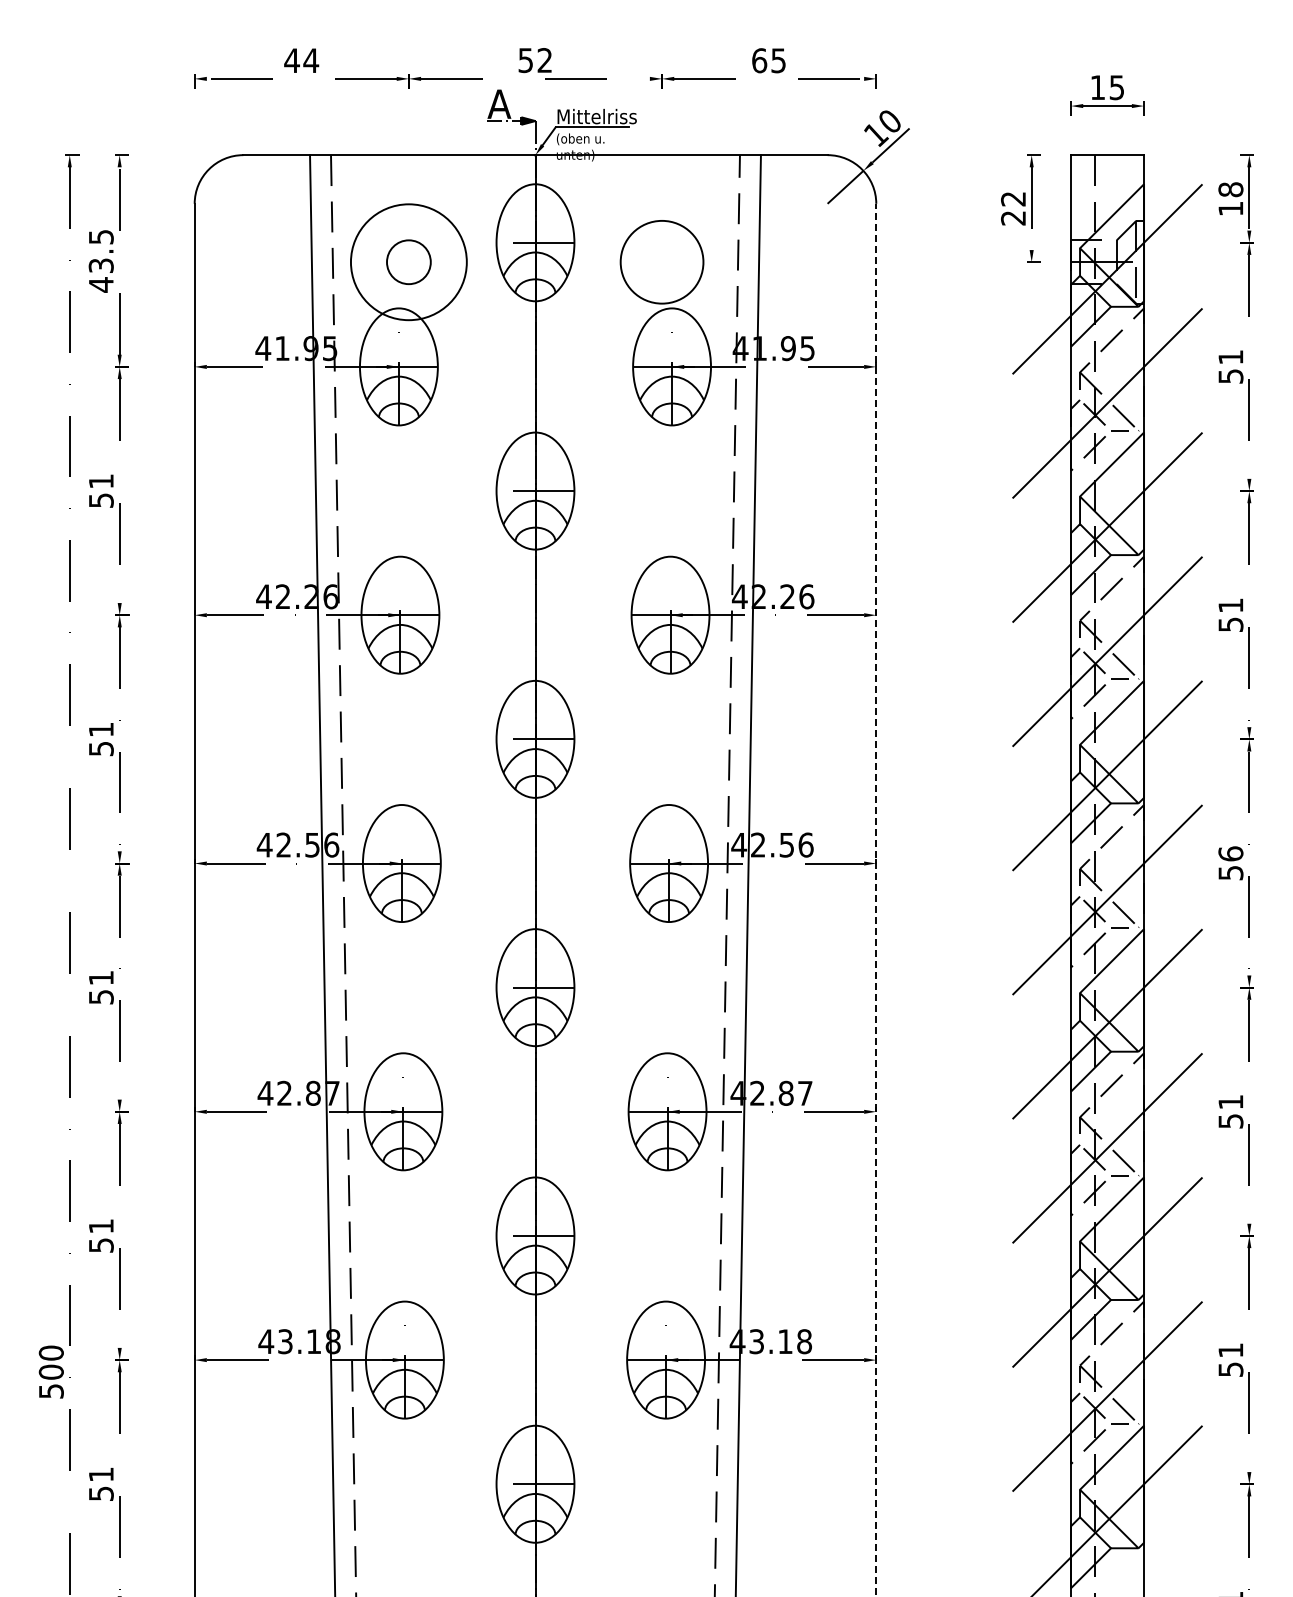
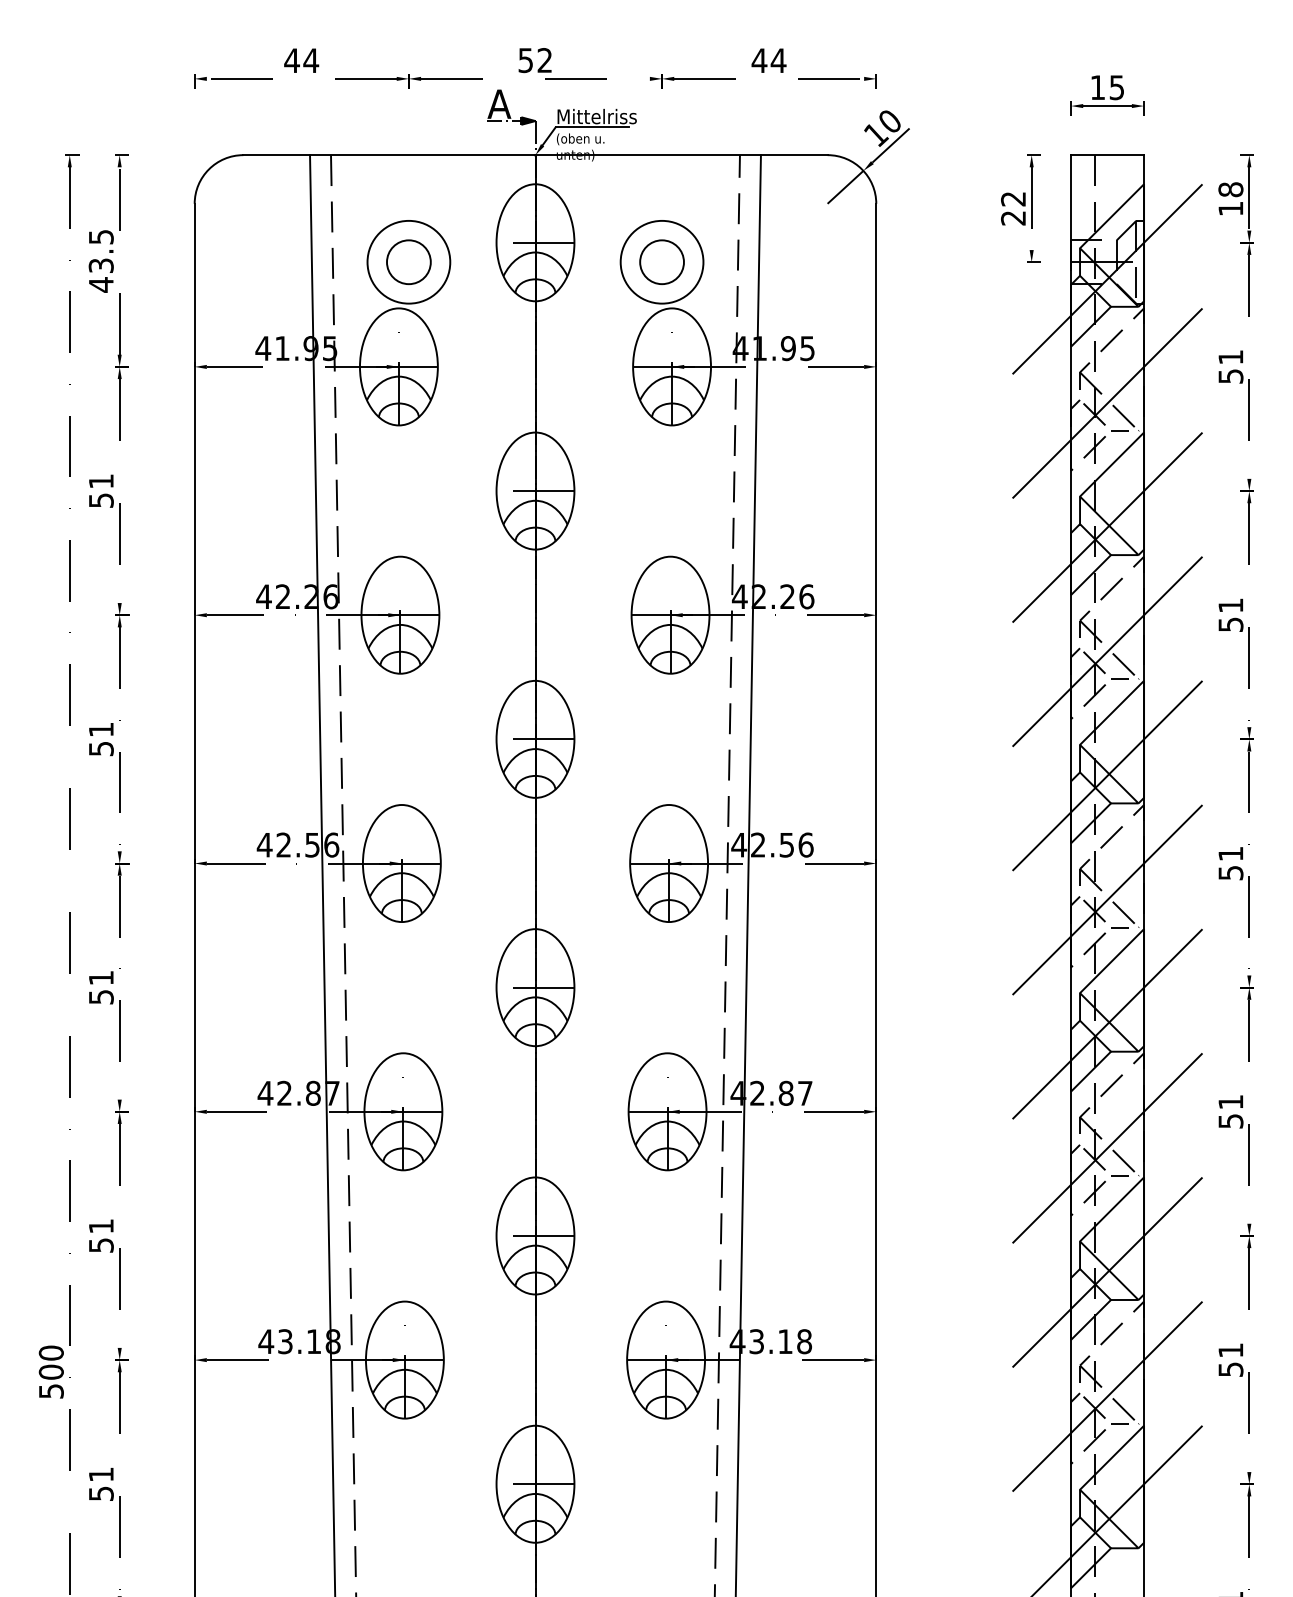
text: 65 -> 44 (768, 60)
circle: none -> present (661, 261)
circle diameter: 116 px -> 83 px (408, 261)
text: 56 -> 51 (1230, 853)
line: dashed -> solid (876, 899)
